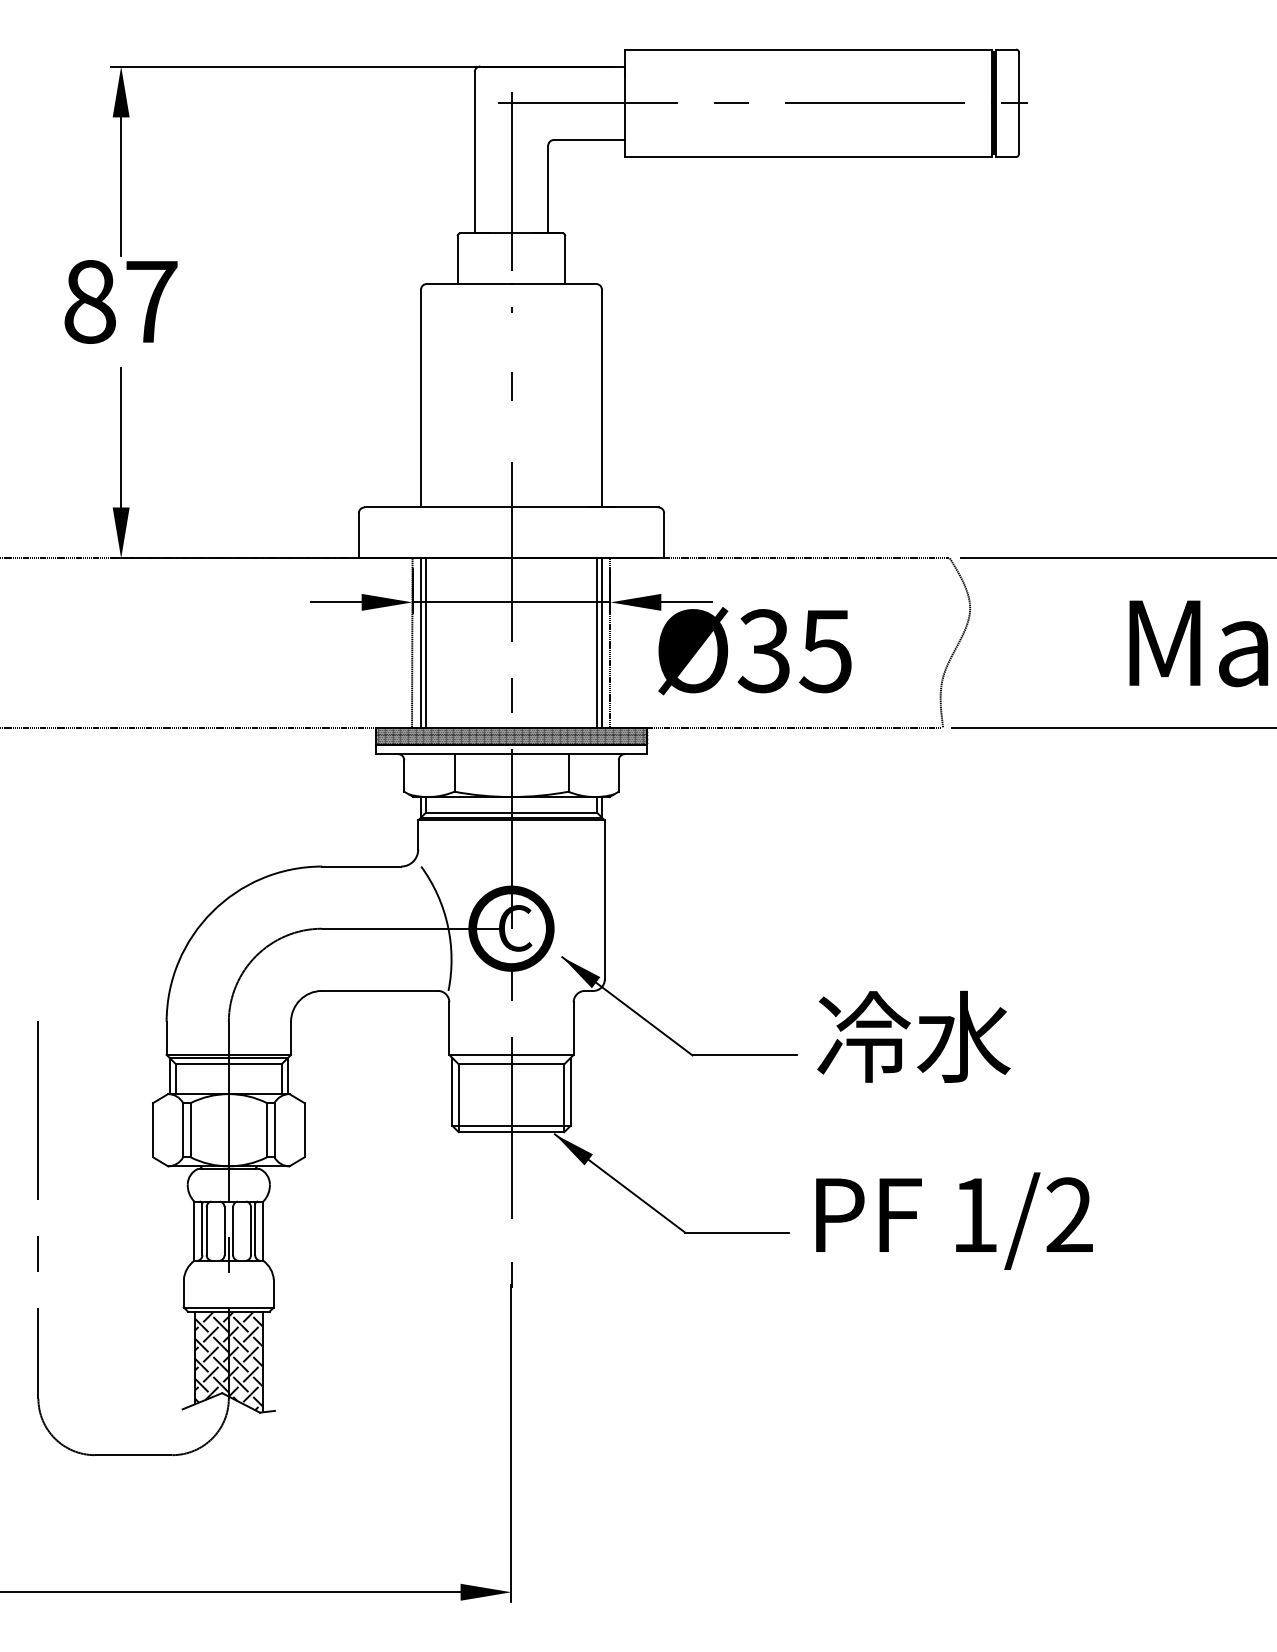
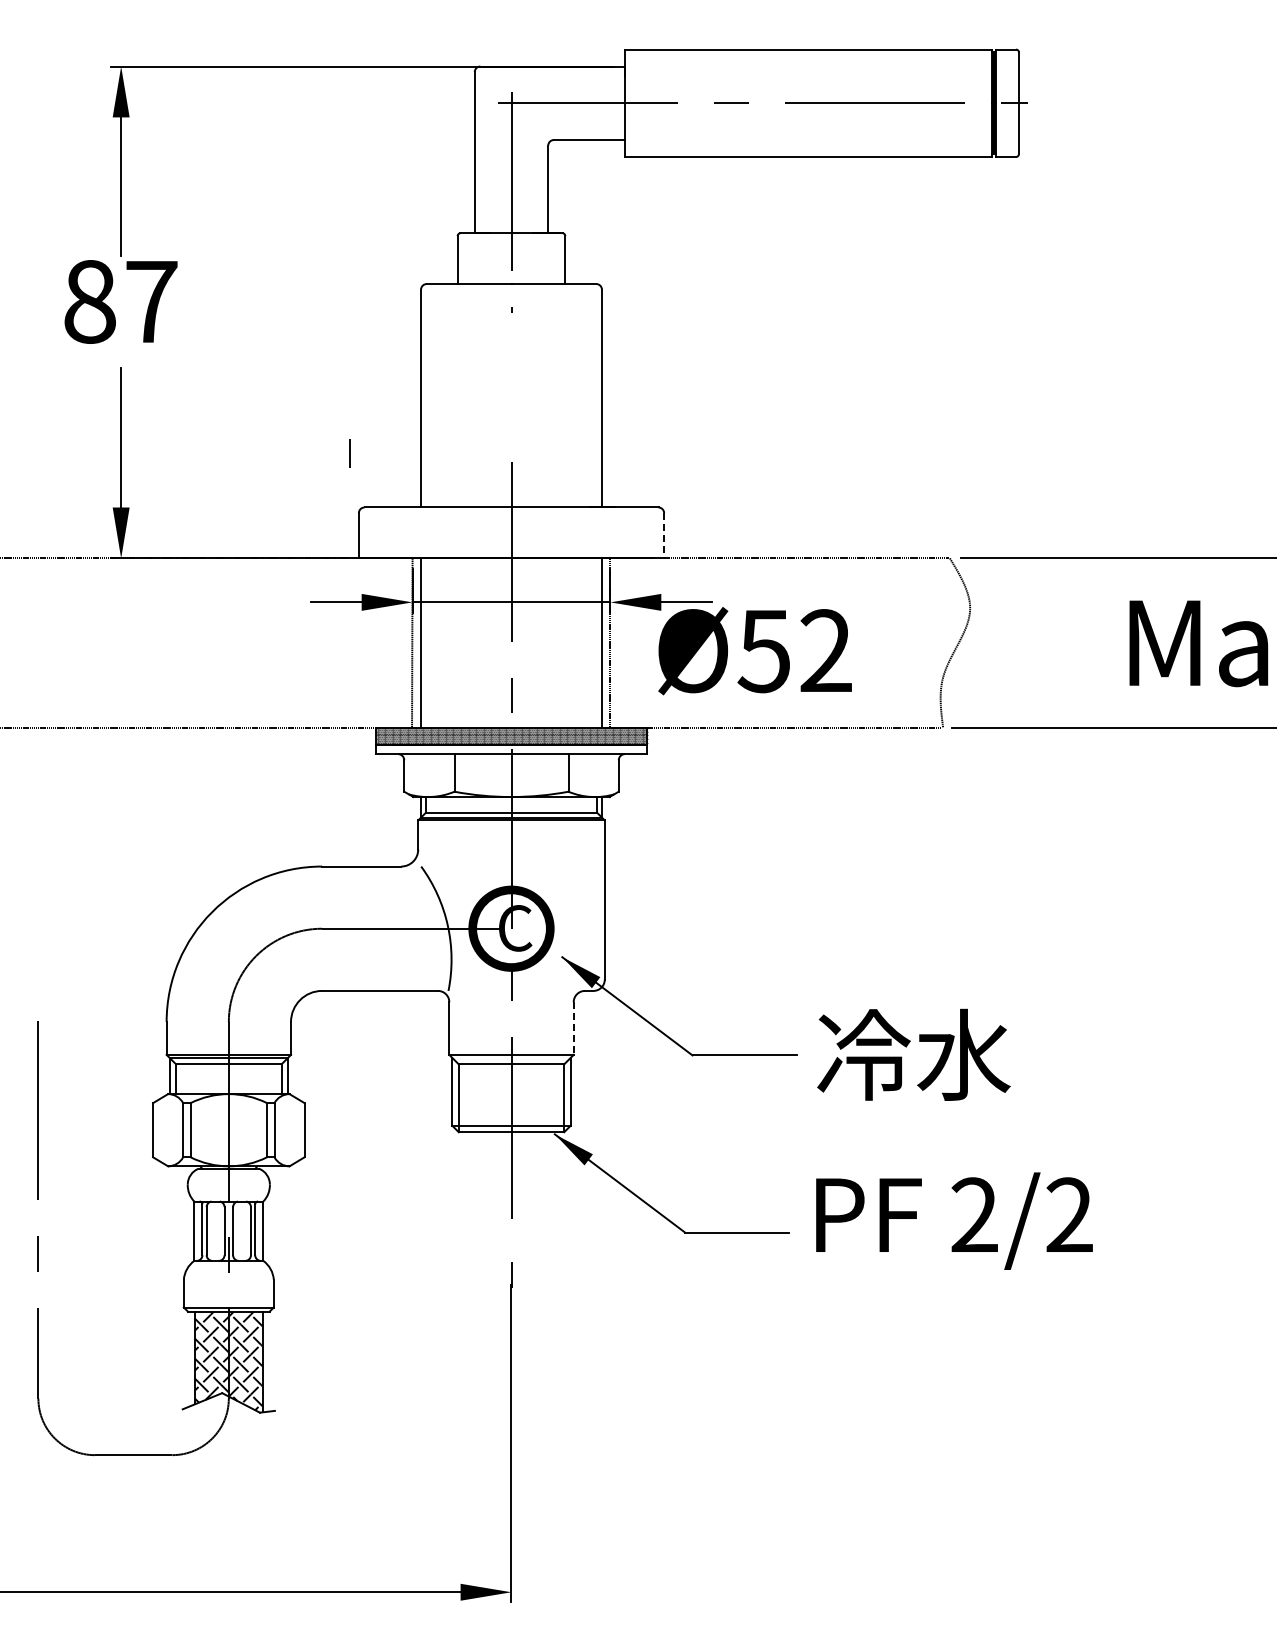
line position: (511, 386) -> (349, 453) (349, 453)
line: solid -> dashed (664, 535)
line: present -> none (425, 642)
line: present -> none (597, 642)
text: Ø35 -> Ø52 (794, 651)
line: solid -> dashed (573, 1029)
text position: (913, 1036) -> (913, 1054) (913, 1054)
text: 1/2 -> 2/2 (974, 1214)
